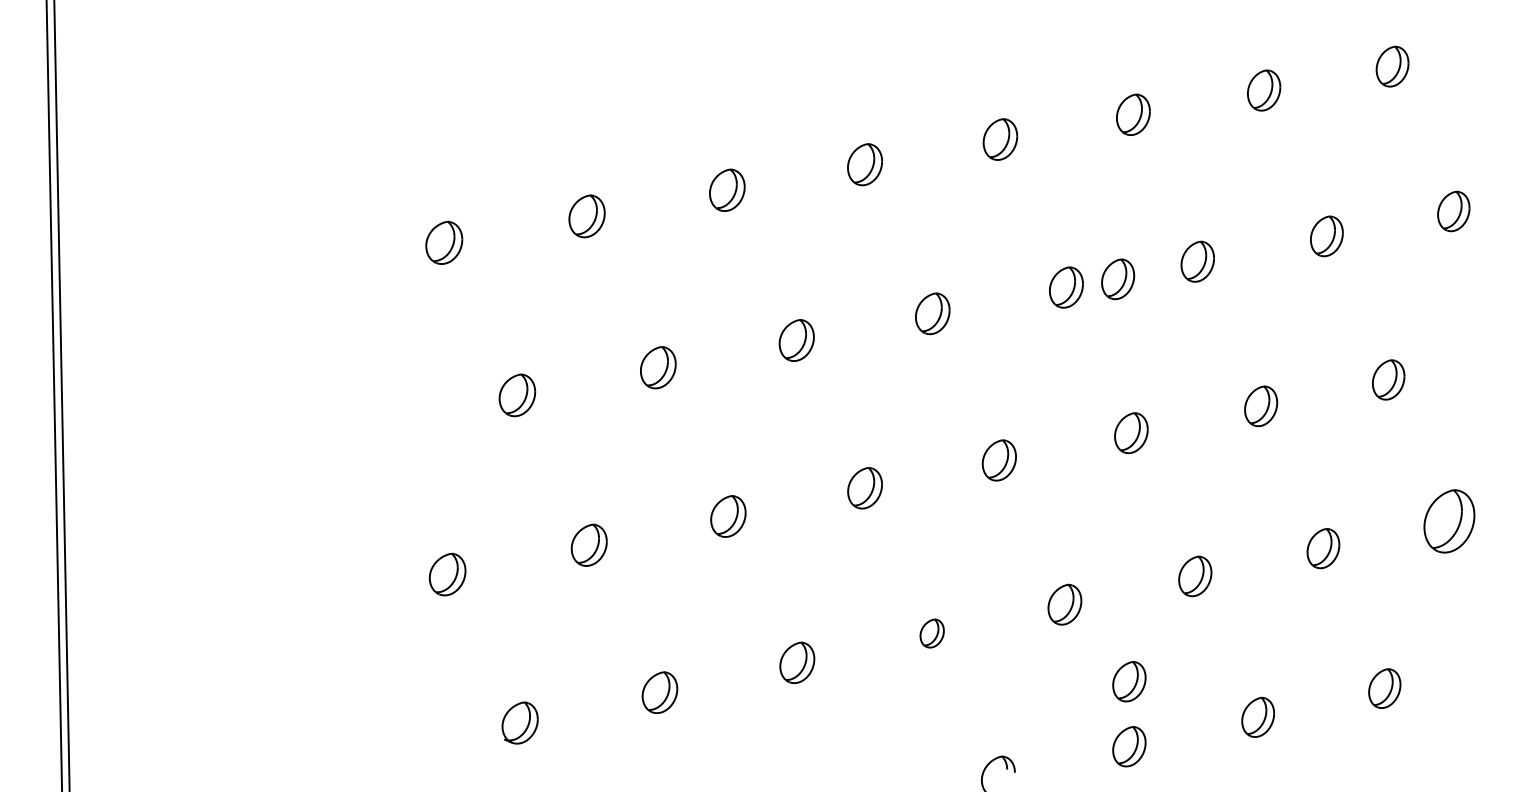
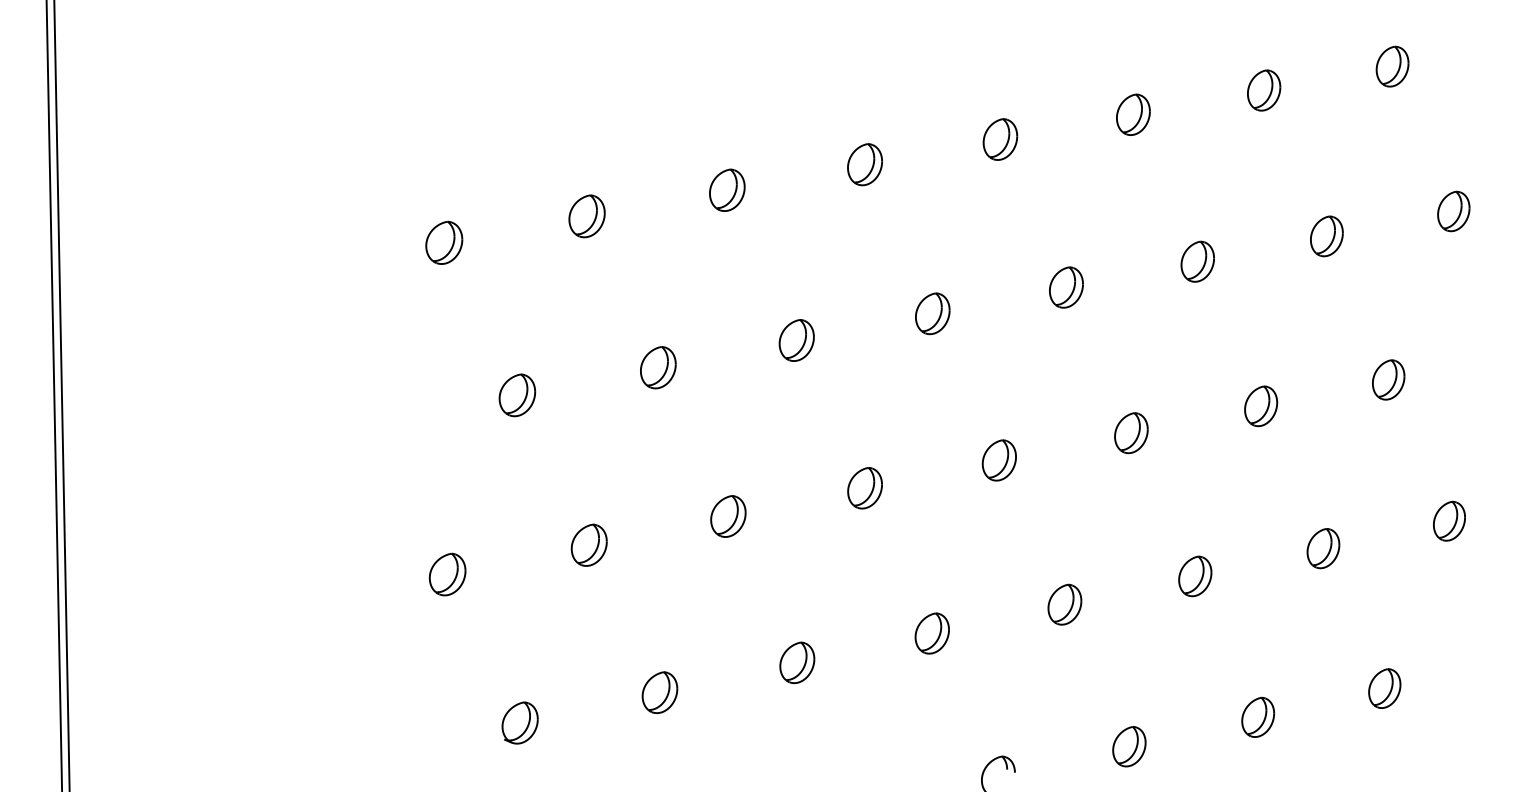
part: present -> none (1118, 279)
part size: 53x65 px -> 33x42 px (1449, 520)
part size: 26x31 px -> 36x43 px (931, 633)
part: present -> none (1129, 681)
